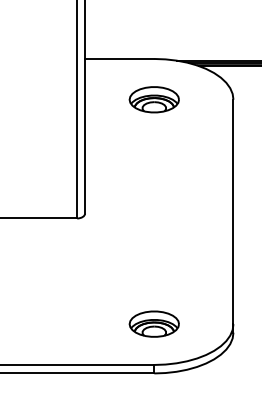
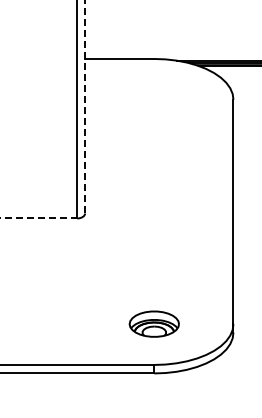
part: present -> none (153, 99)
line: solid -> dashed (85, 106)
line: solid -> dashed (39, 218)
